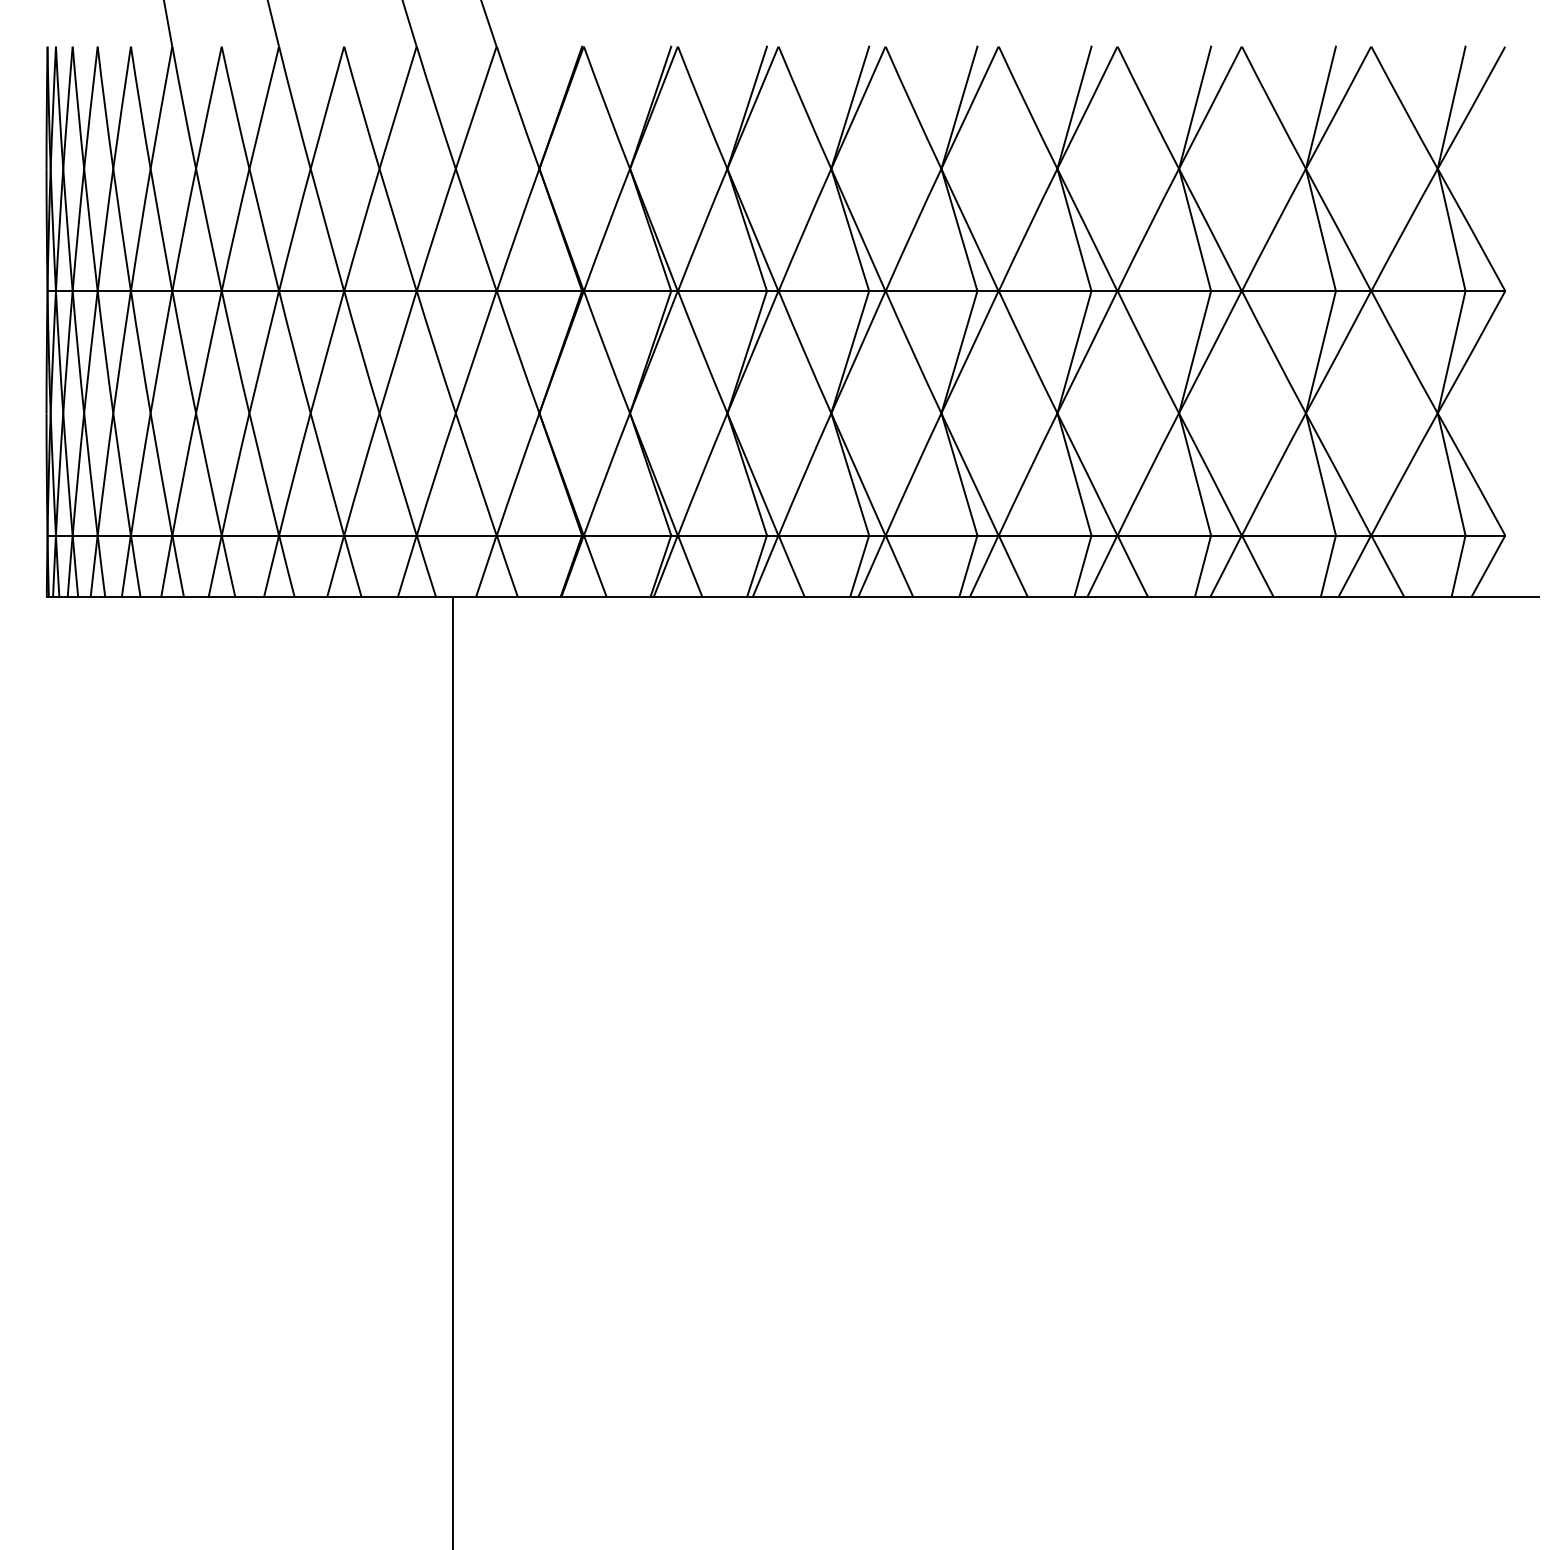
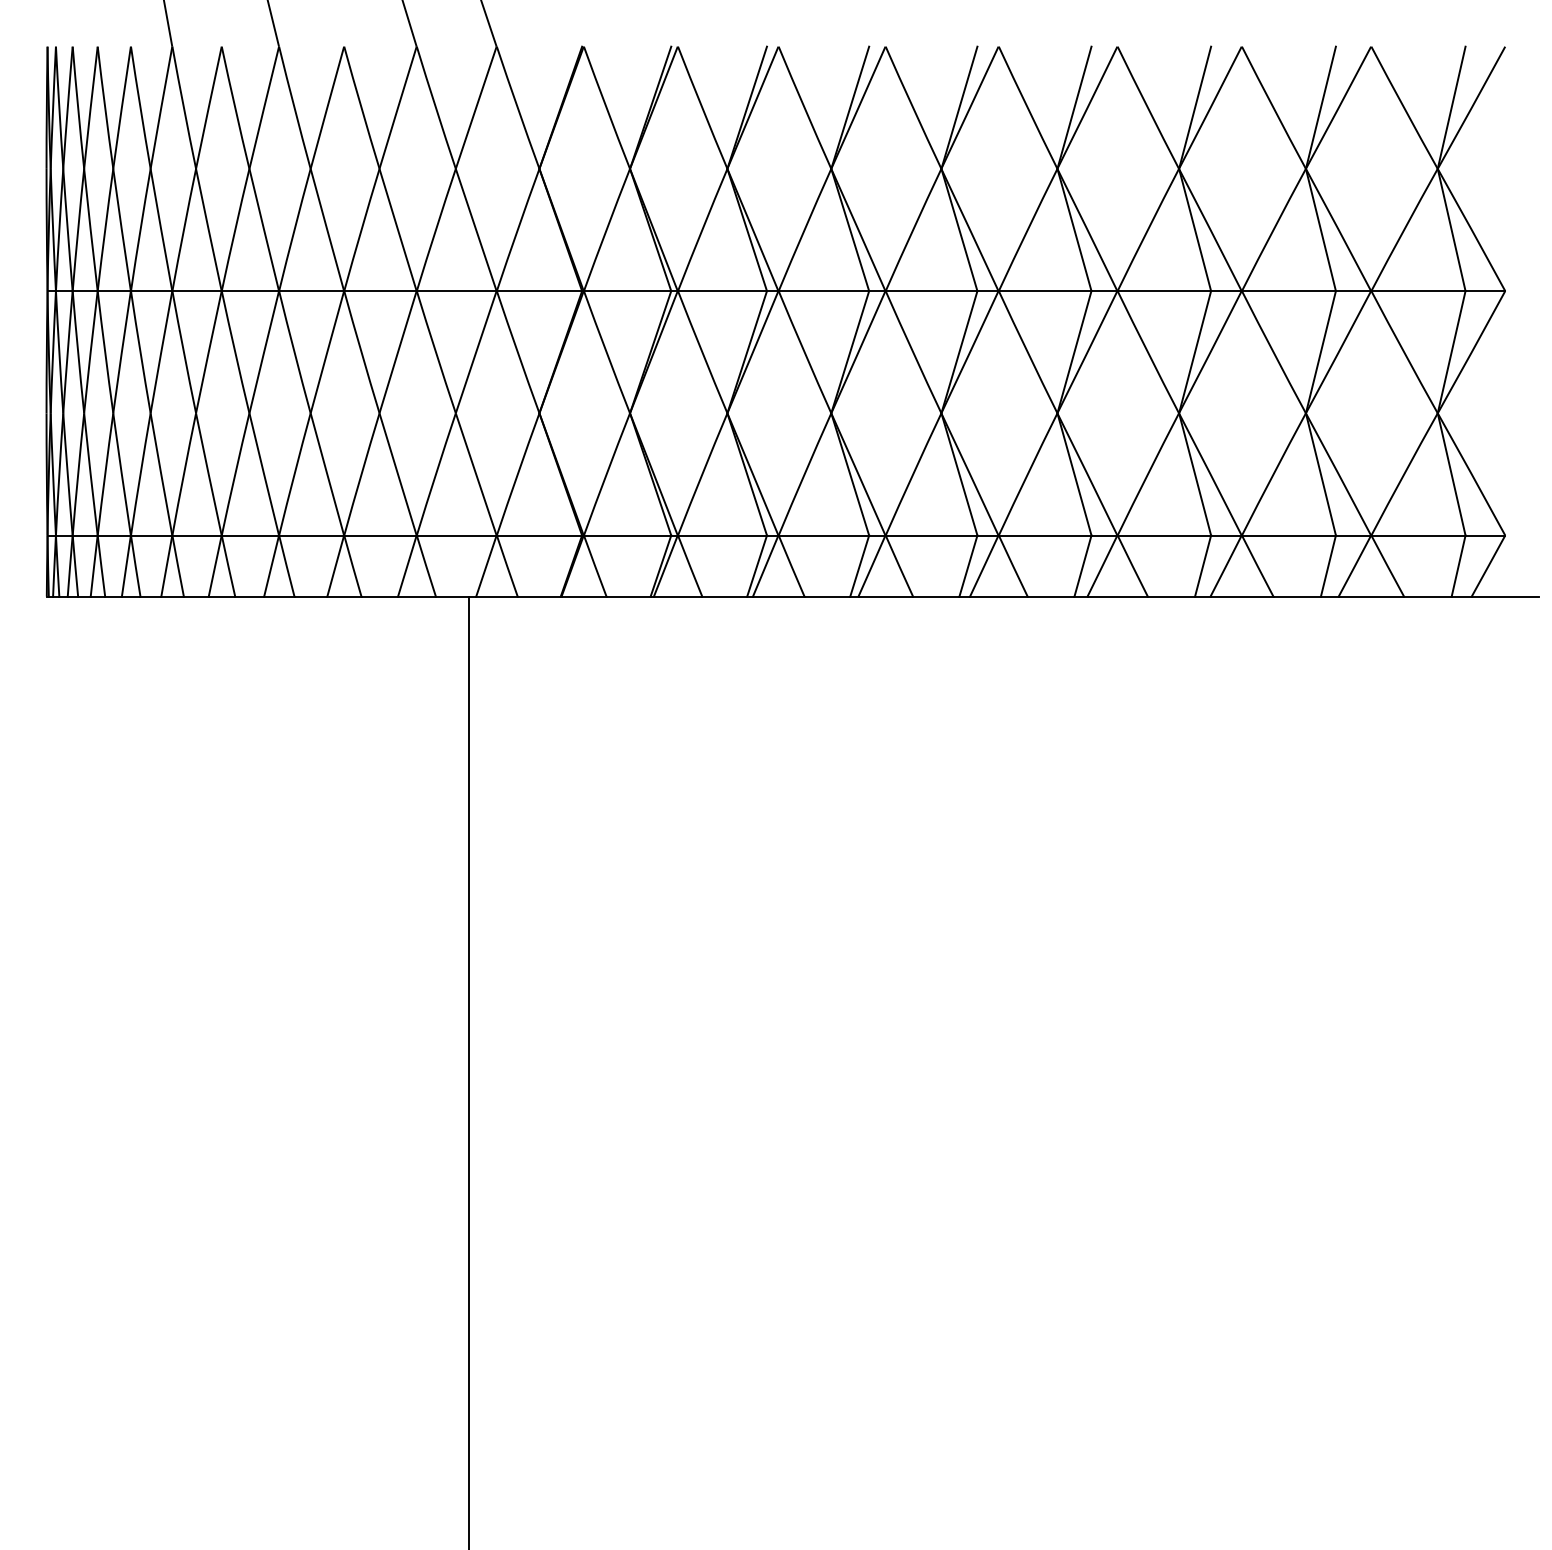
line position: (453, 1071) -> (469, 1071) (469, 1071)
